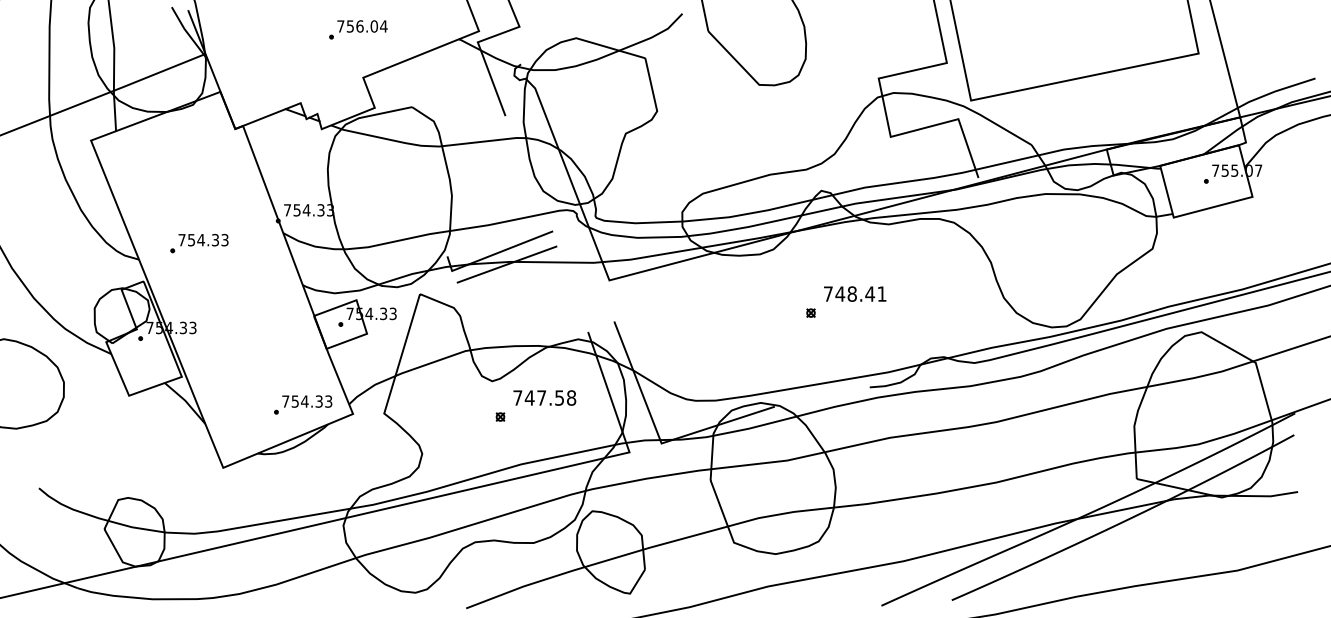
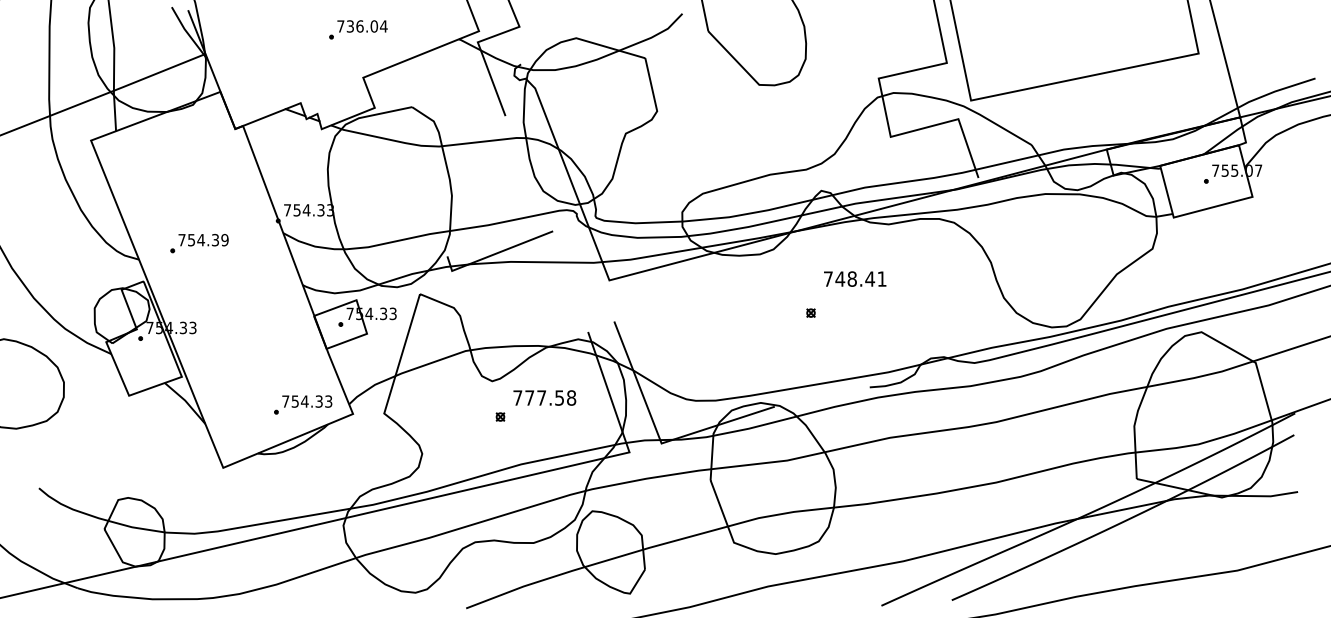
text: 756.04 -> 736.04 (350, 25)
text: 754.33 -> 754.39 (224, 240)
line: present -> none (506, 264)
text position: (855, 293) -> (855, 278) (855, 278)
text: 747.58 -> 777.58 (529, 397)
